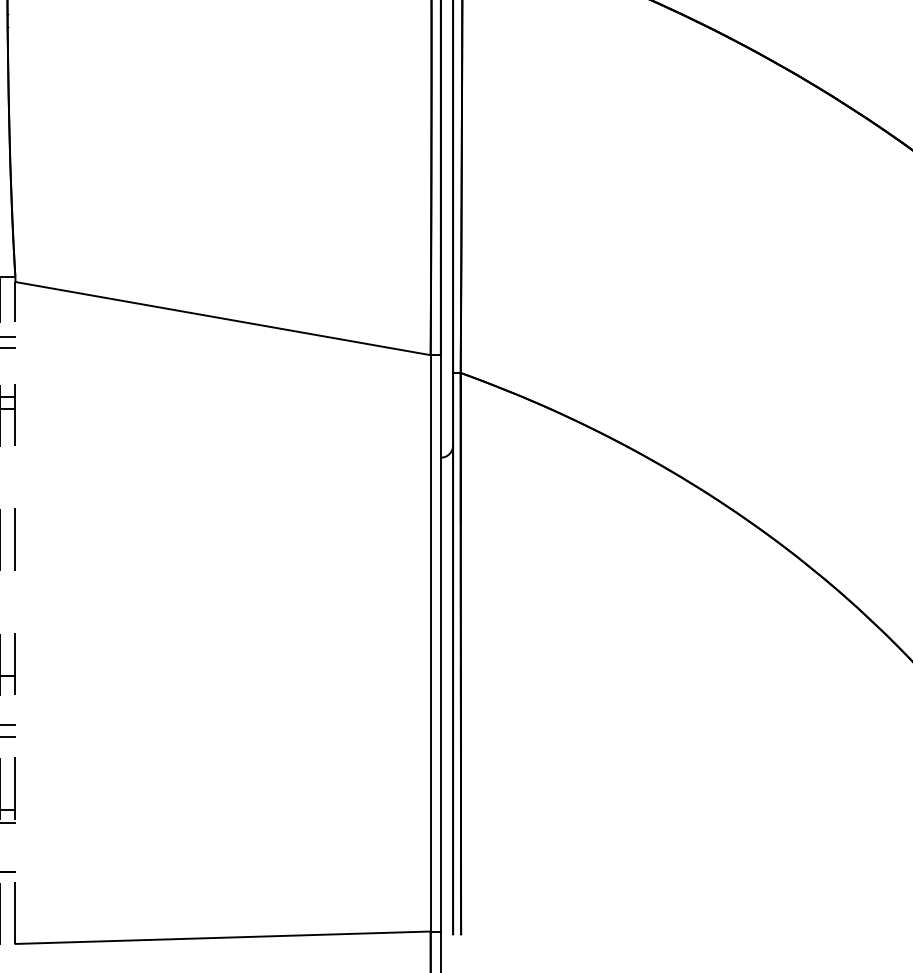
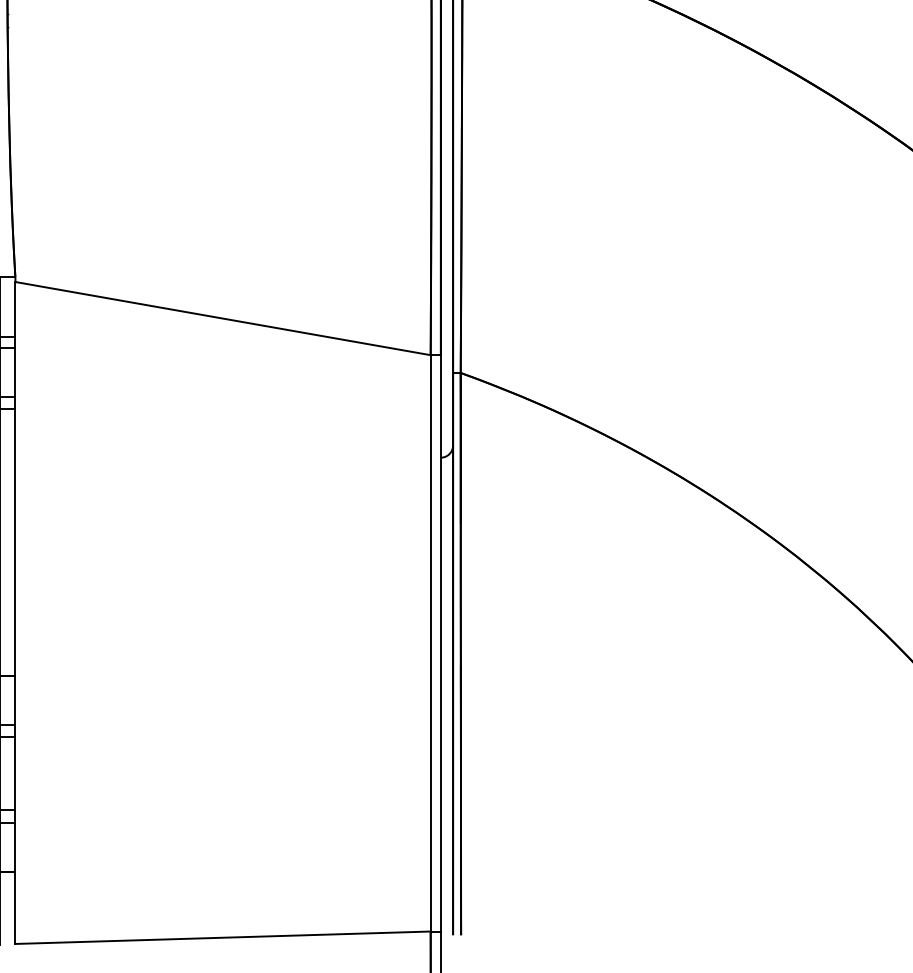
line: dashed -> solid (0, 610)
line: dashed -> solid (15, 612)
